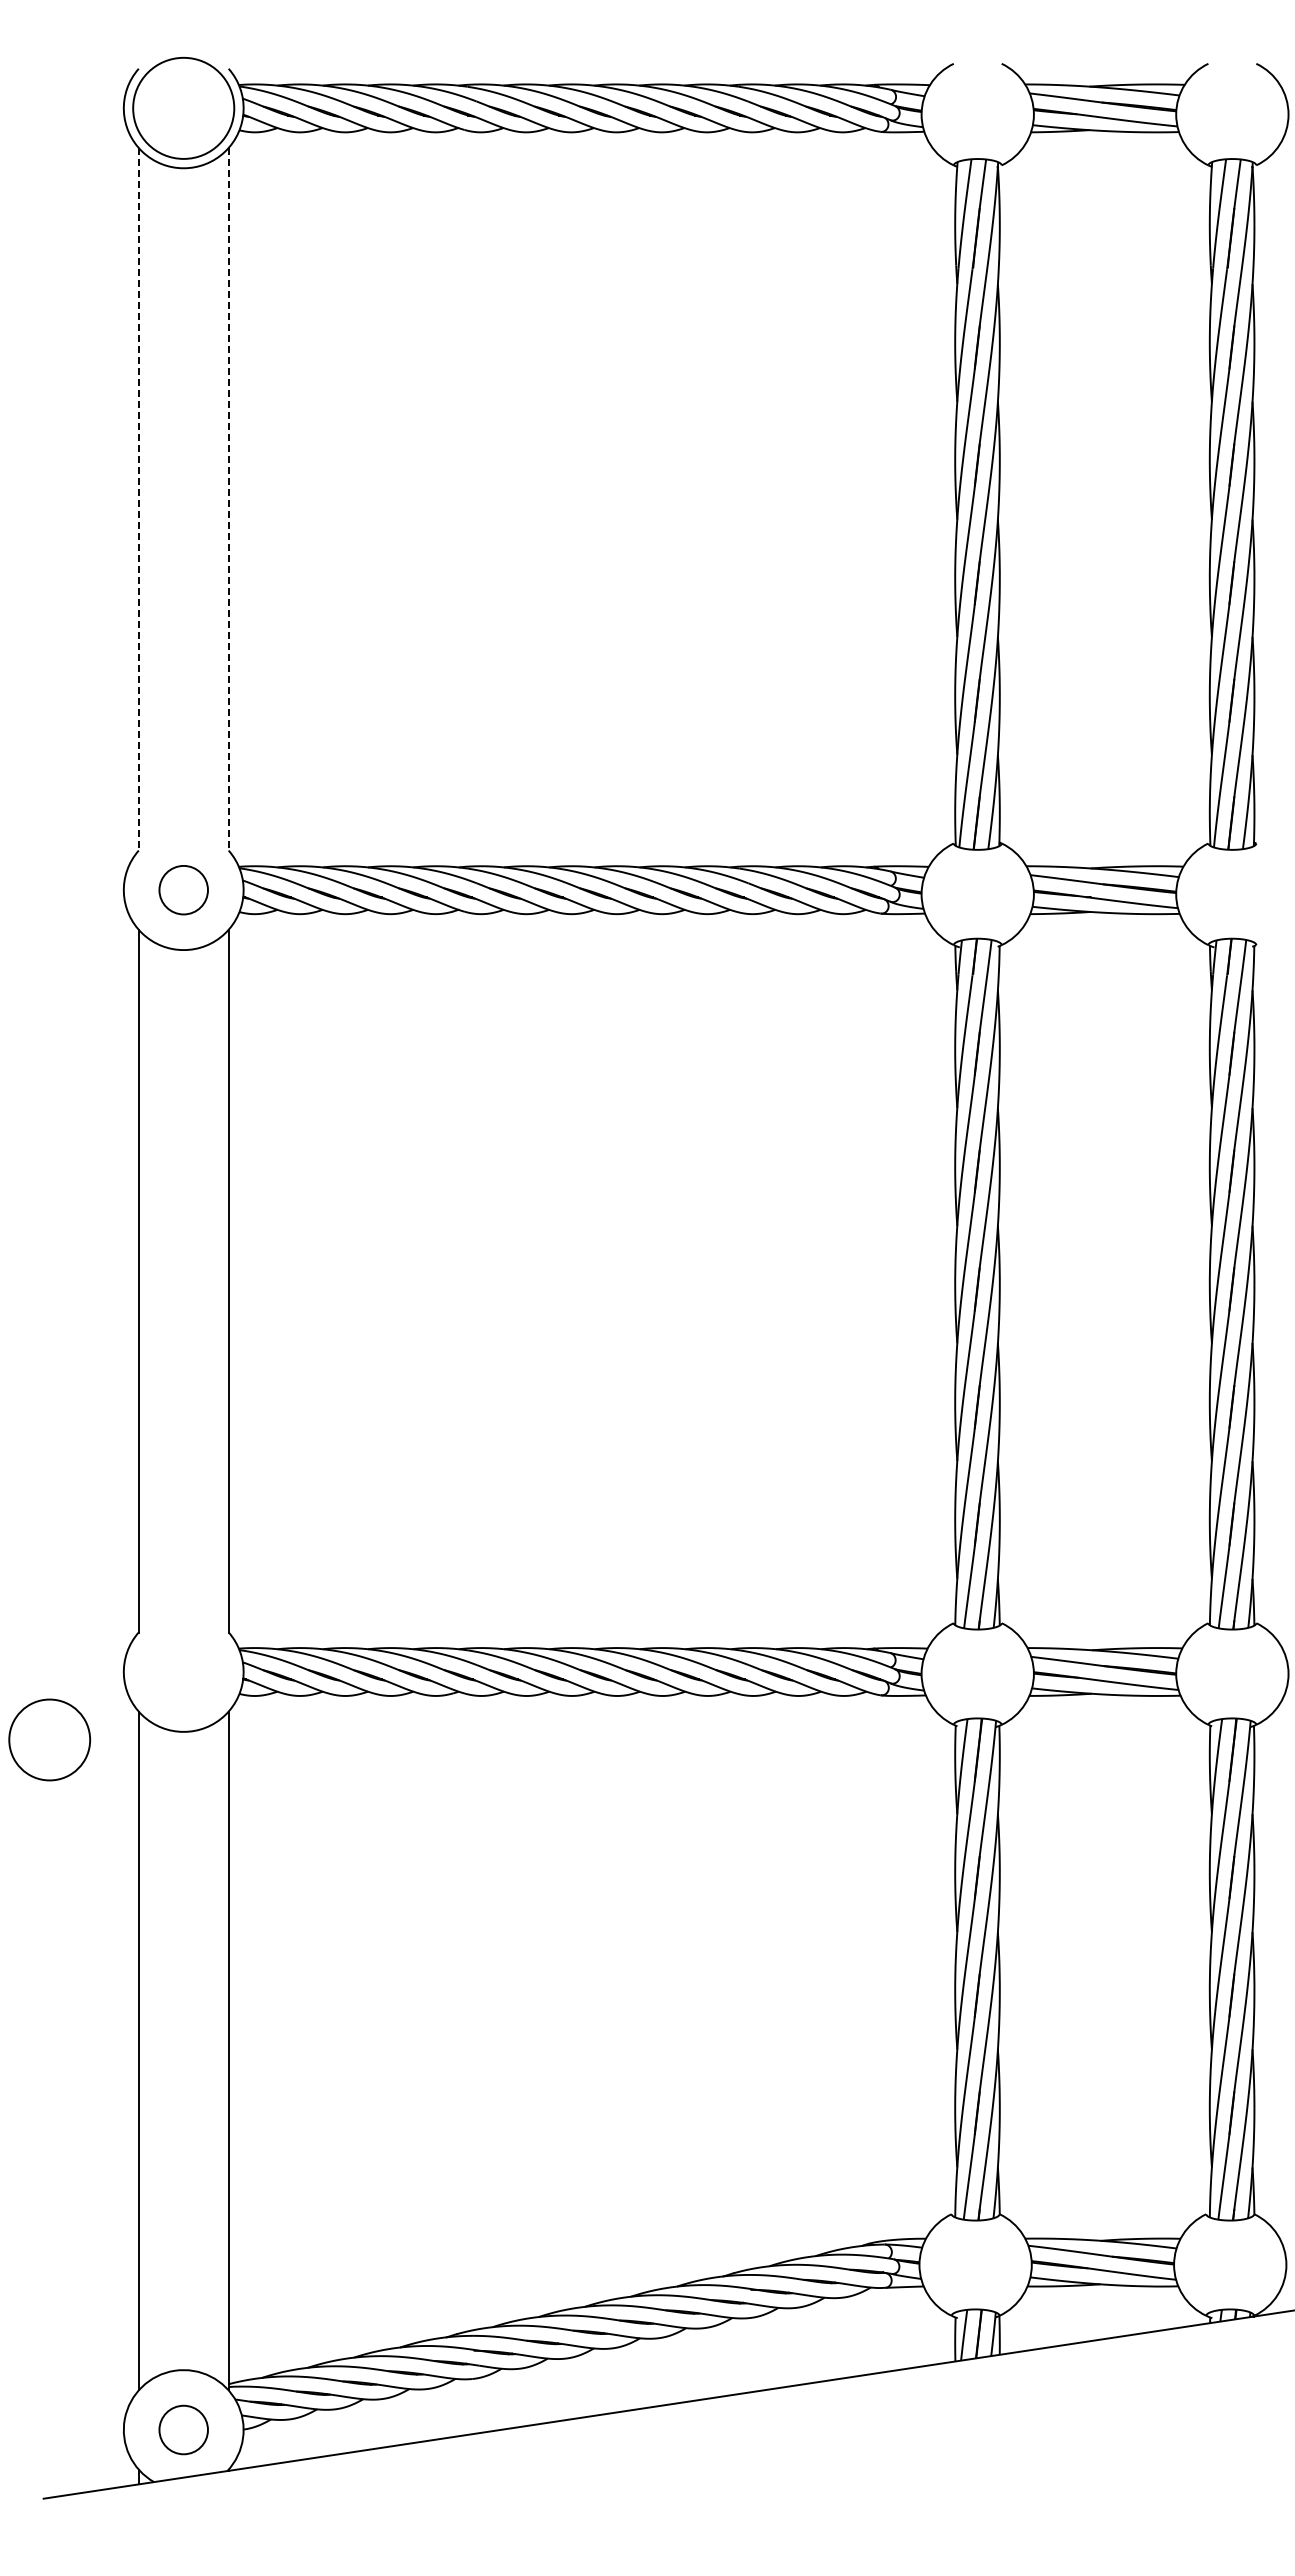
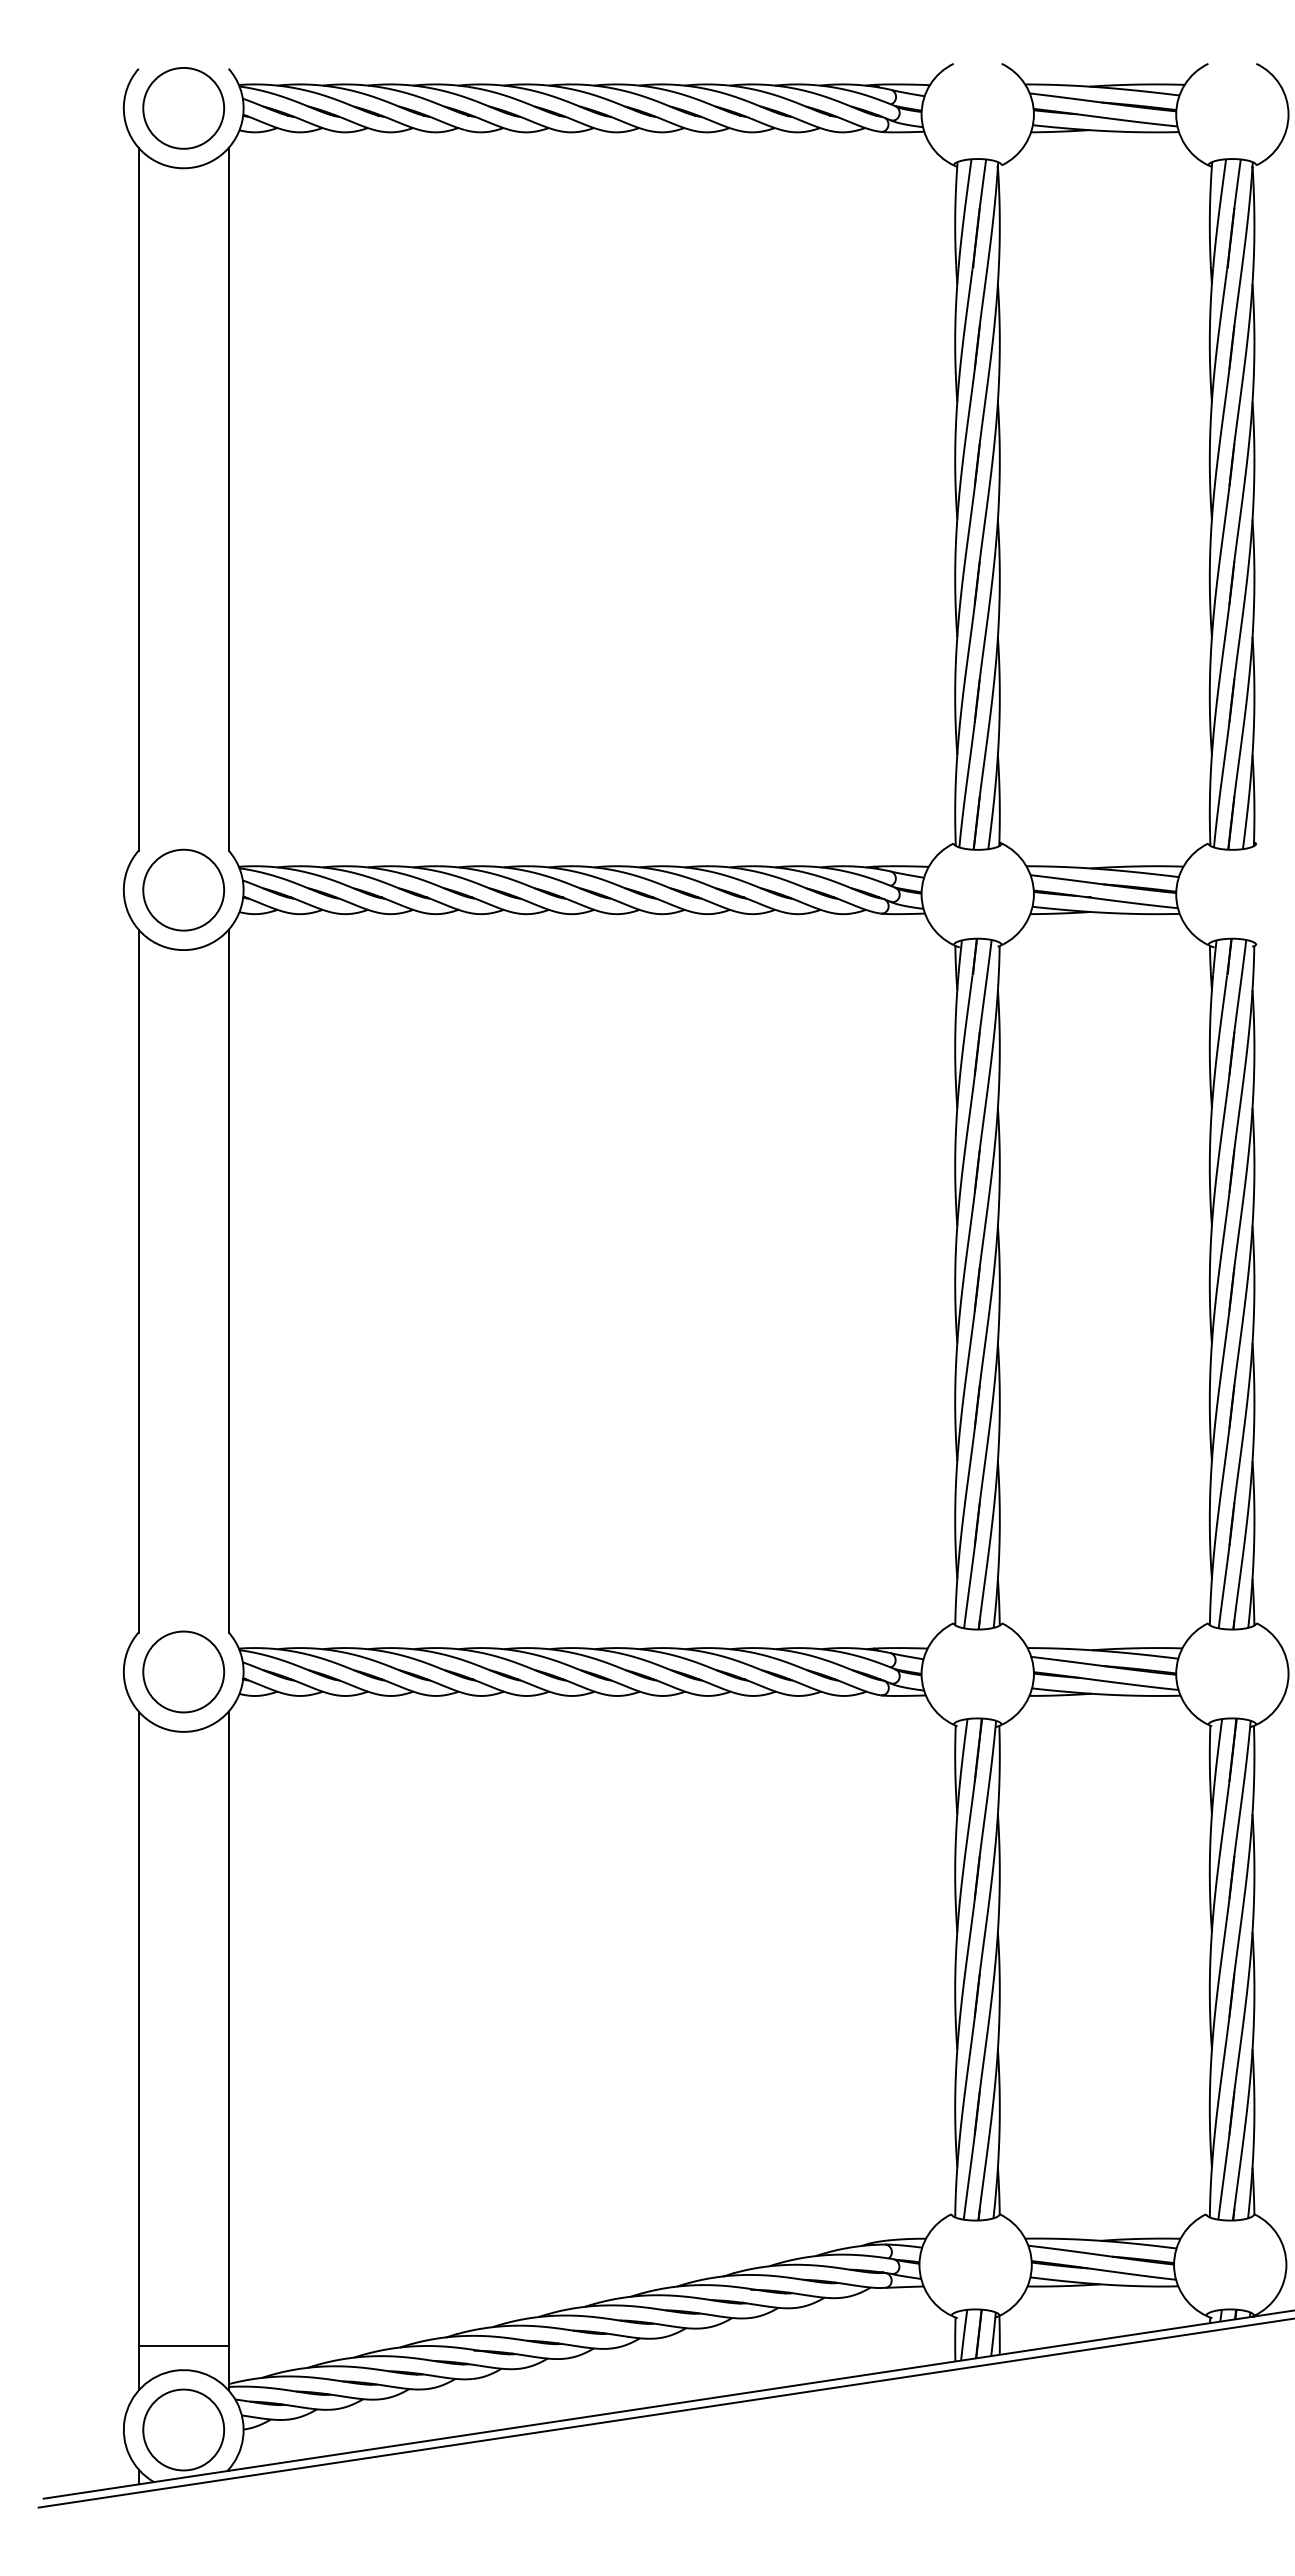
circle diameter: 101 px -> 81 px (183, 107)
line: dashed -> solid (138, 499)
line: dashed -> solid (228, 499)
circle diameter: 49 px -> 81 px (183, 889)
circle position: (49, 1739) -> (183, 1671) (183, 1671)
line: none -> present (183, 2345)
line: none -> present (664, 2413)
circle diameter: 49 px -> 81 px (183, 2429)
